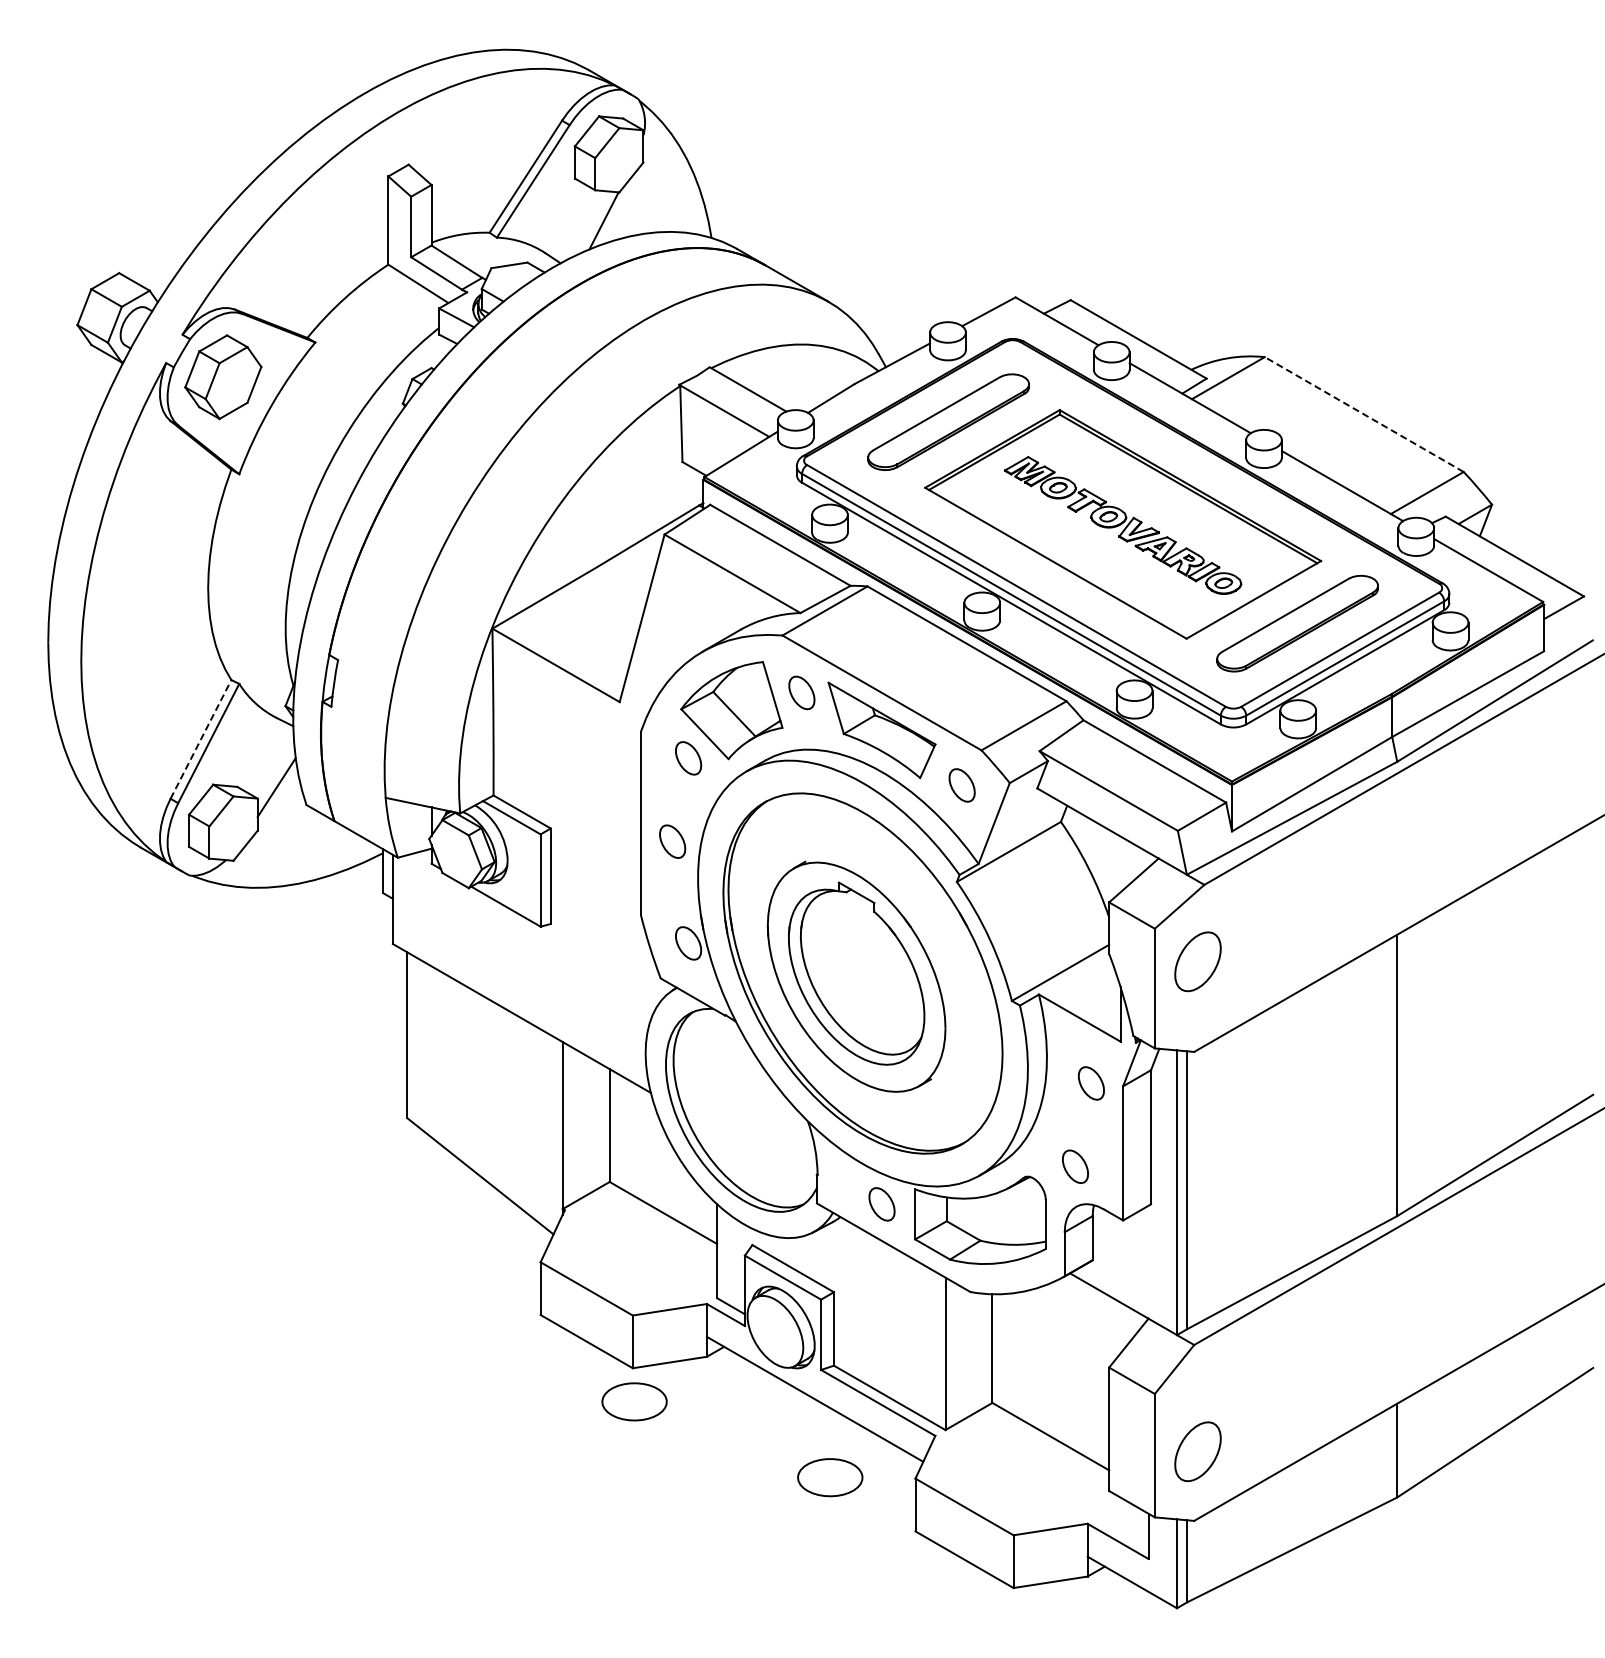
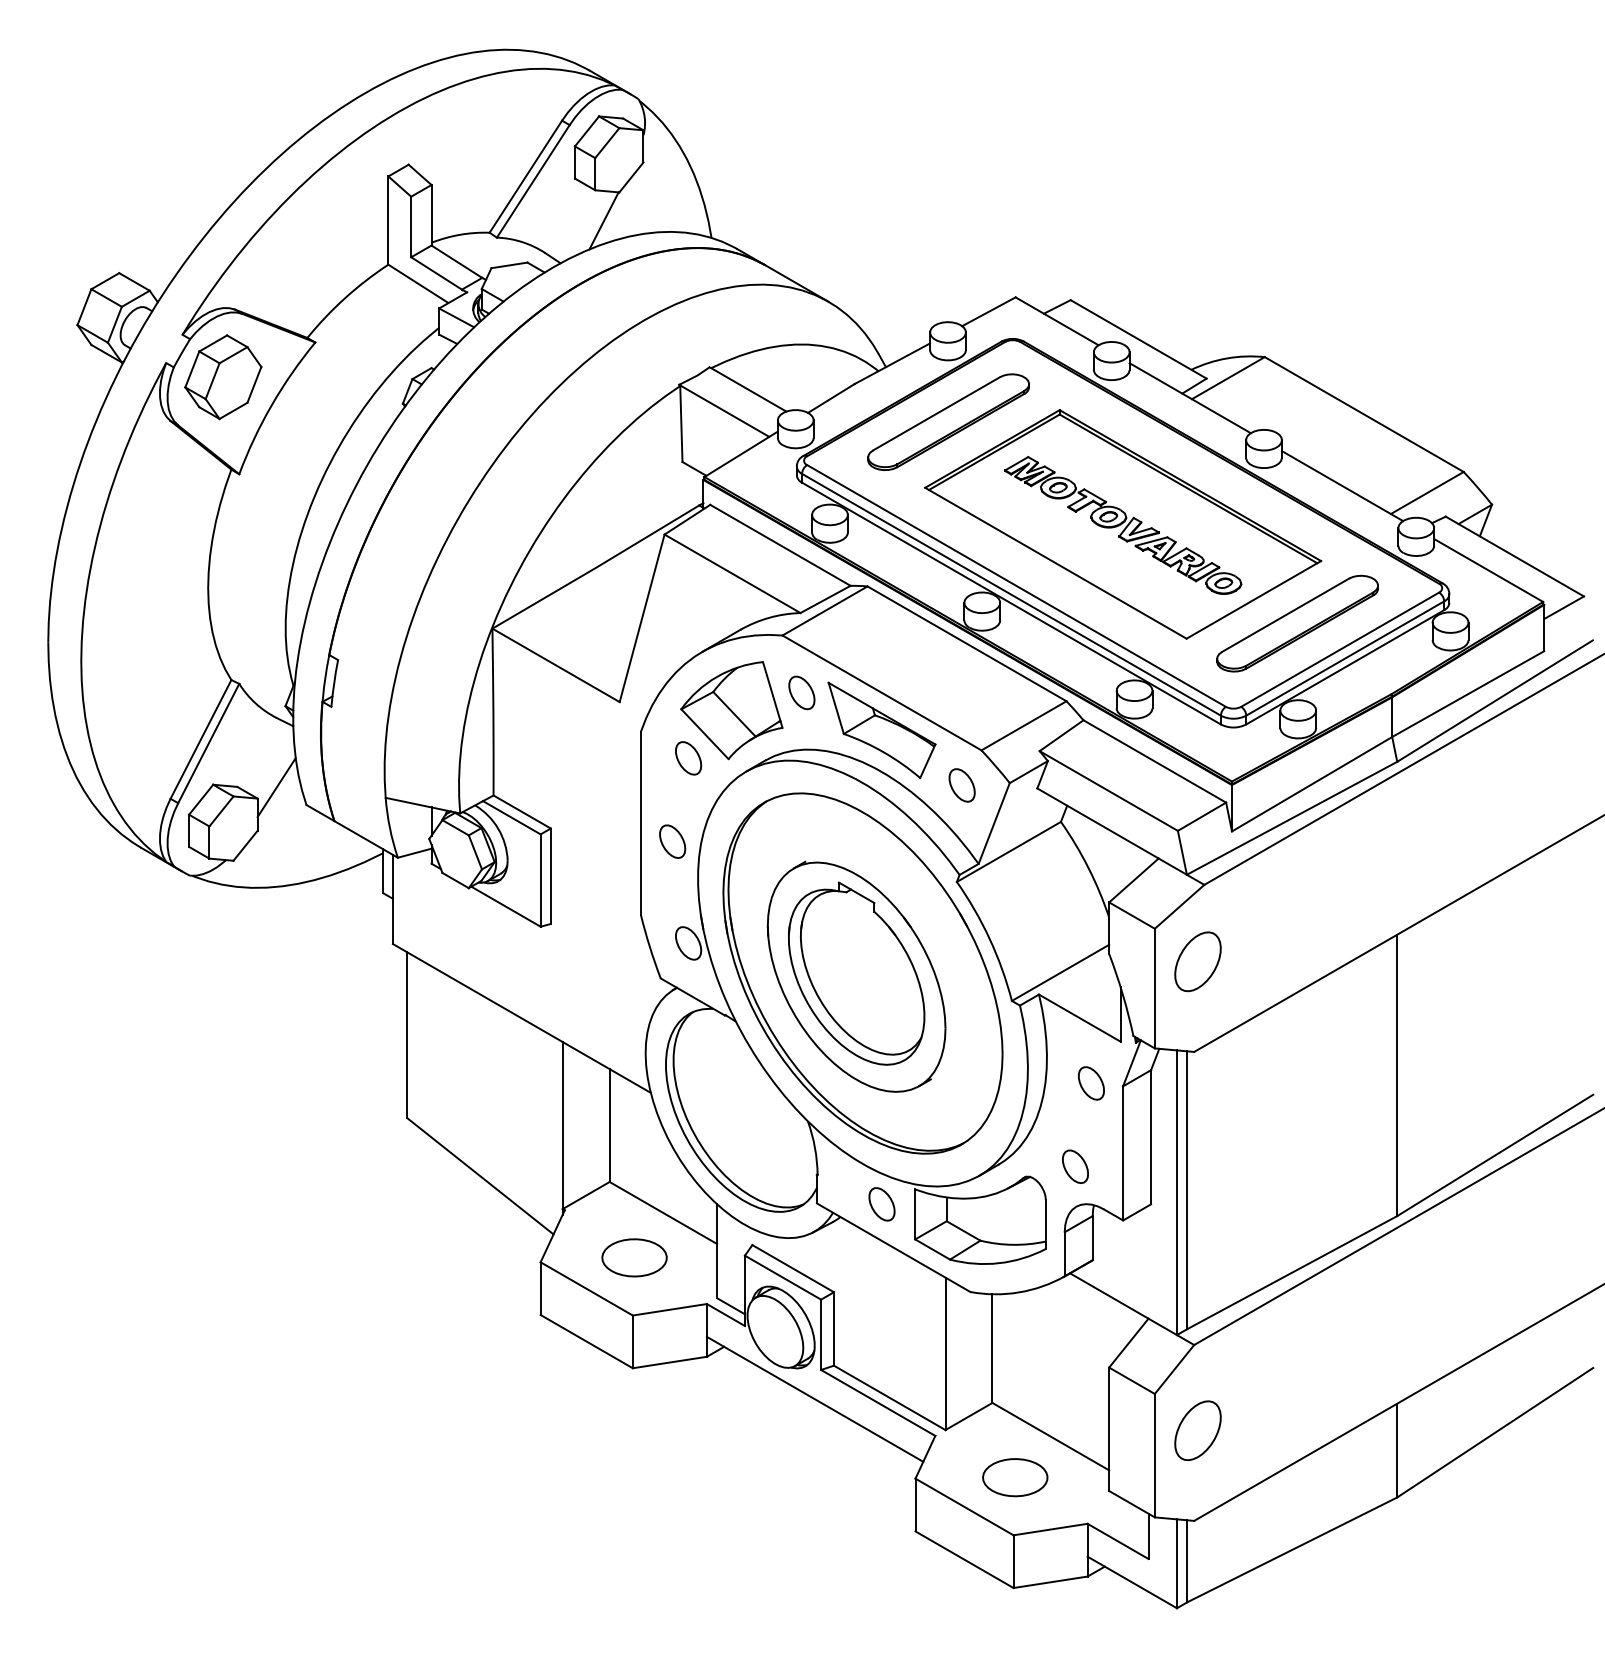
line: dashed -> solid (1364, 414)
line: dashed -> solid (200, 739)
part position: (634, 1401) -> (634, 1257) (634, 1257)
part position: (1197, 1451) -> (1197, 1430) (1197, 1430)
part position: (830, 1477) -> (1015, 1477) (1015, 1477)
